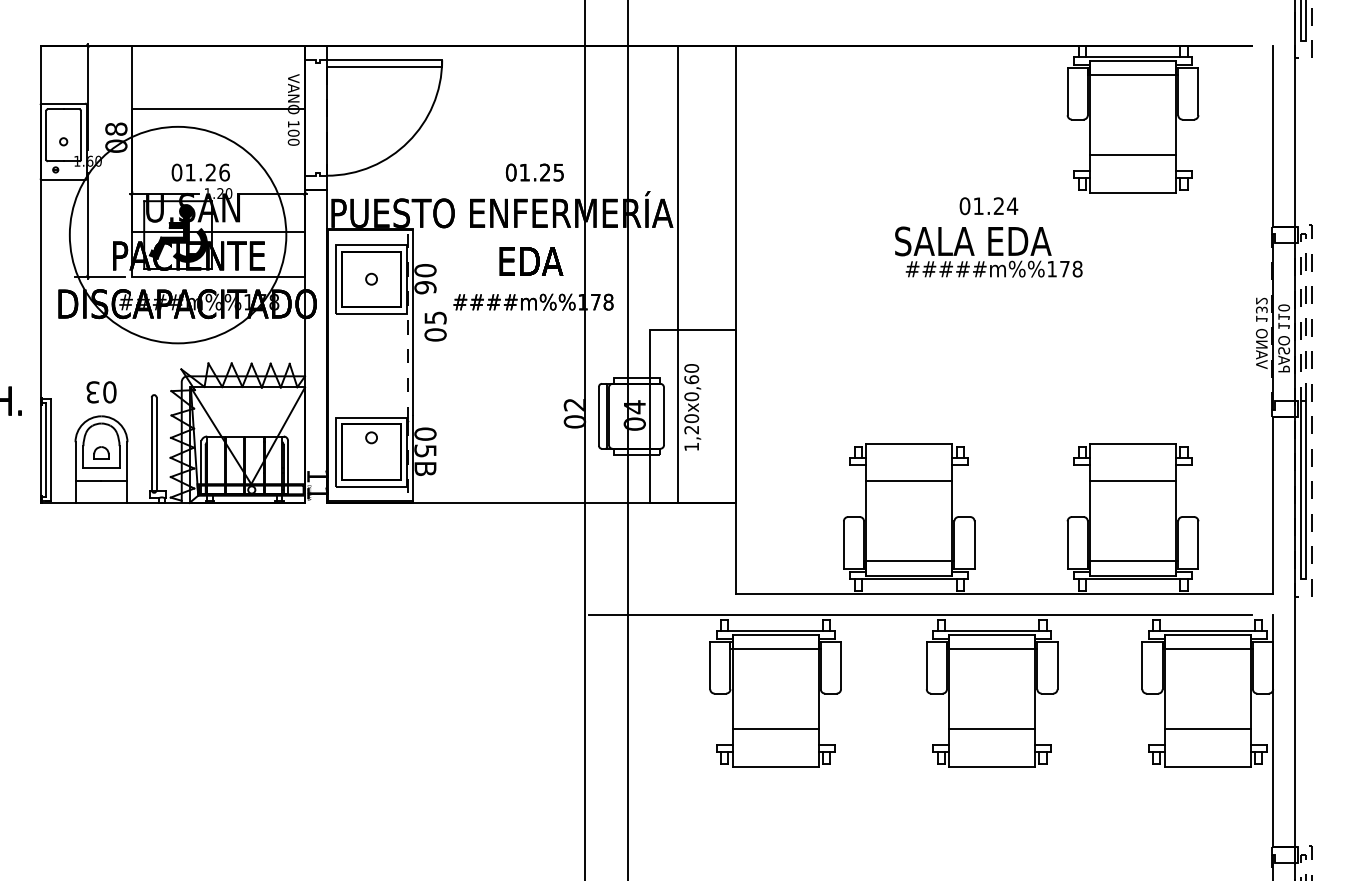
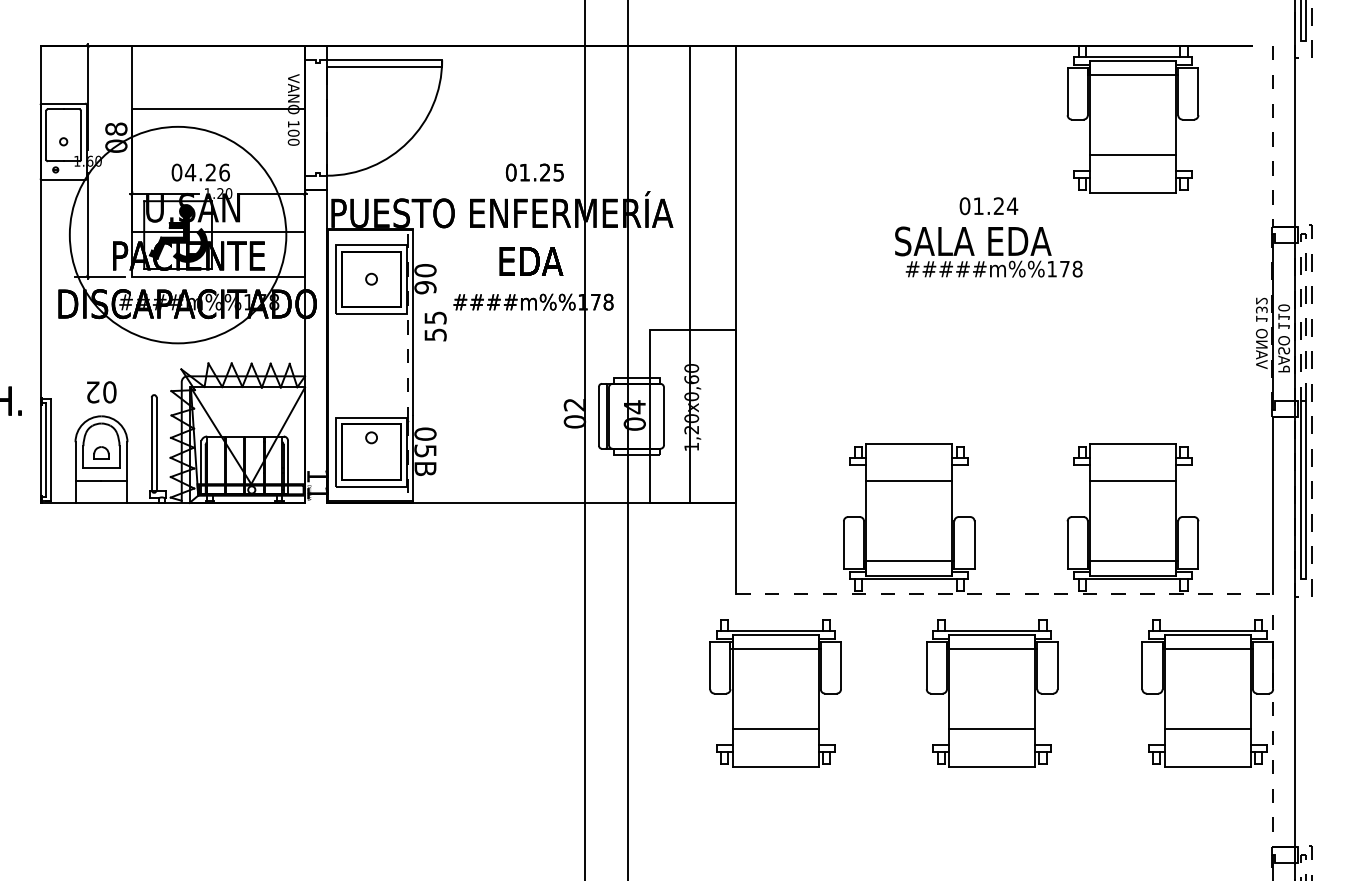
line: solid -> dashed (1273, 136)
text: 01.26 -> 04.26 (190, 172)
line position: (678, 273) -> (690, 273) (690, 273)
text: 05 -> 55 (435, 334)
text: 03 -> 02 (92, 392)
line: solid -> dashed (1005, 593)
line: present -> none (919, 615)
line: solid -> dashed (1273, 731)
